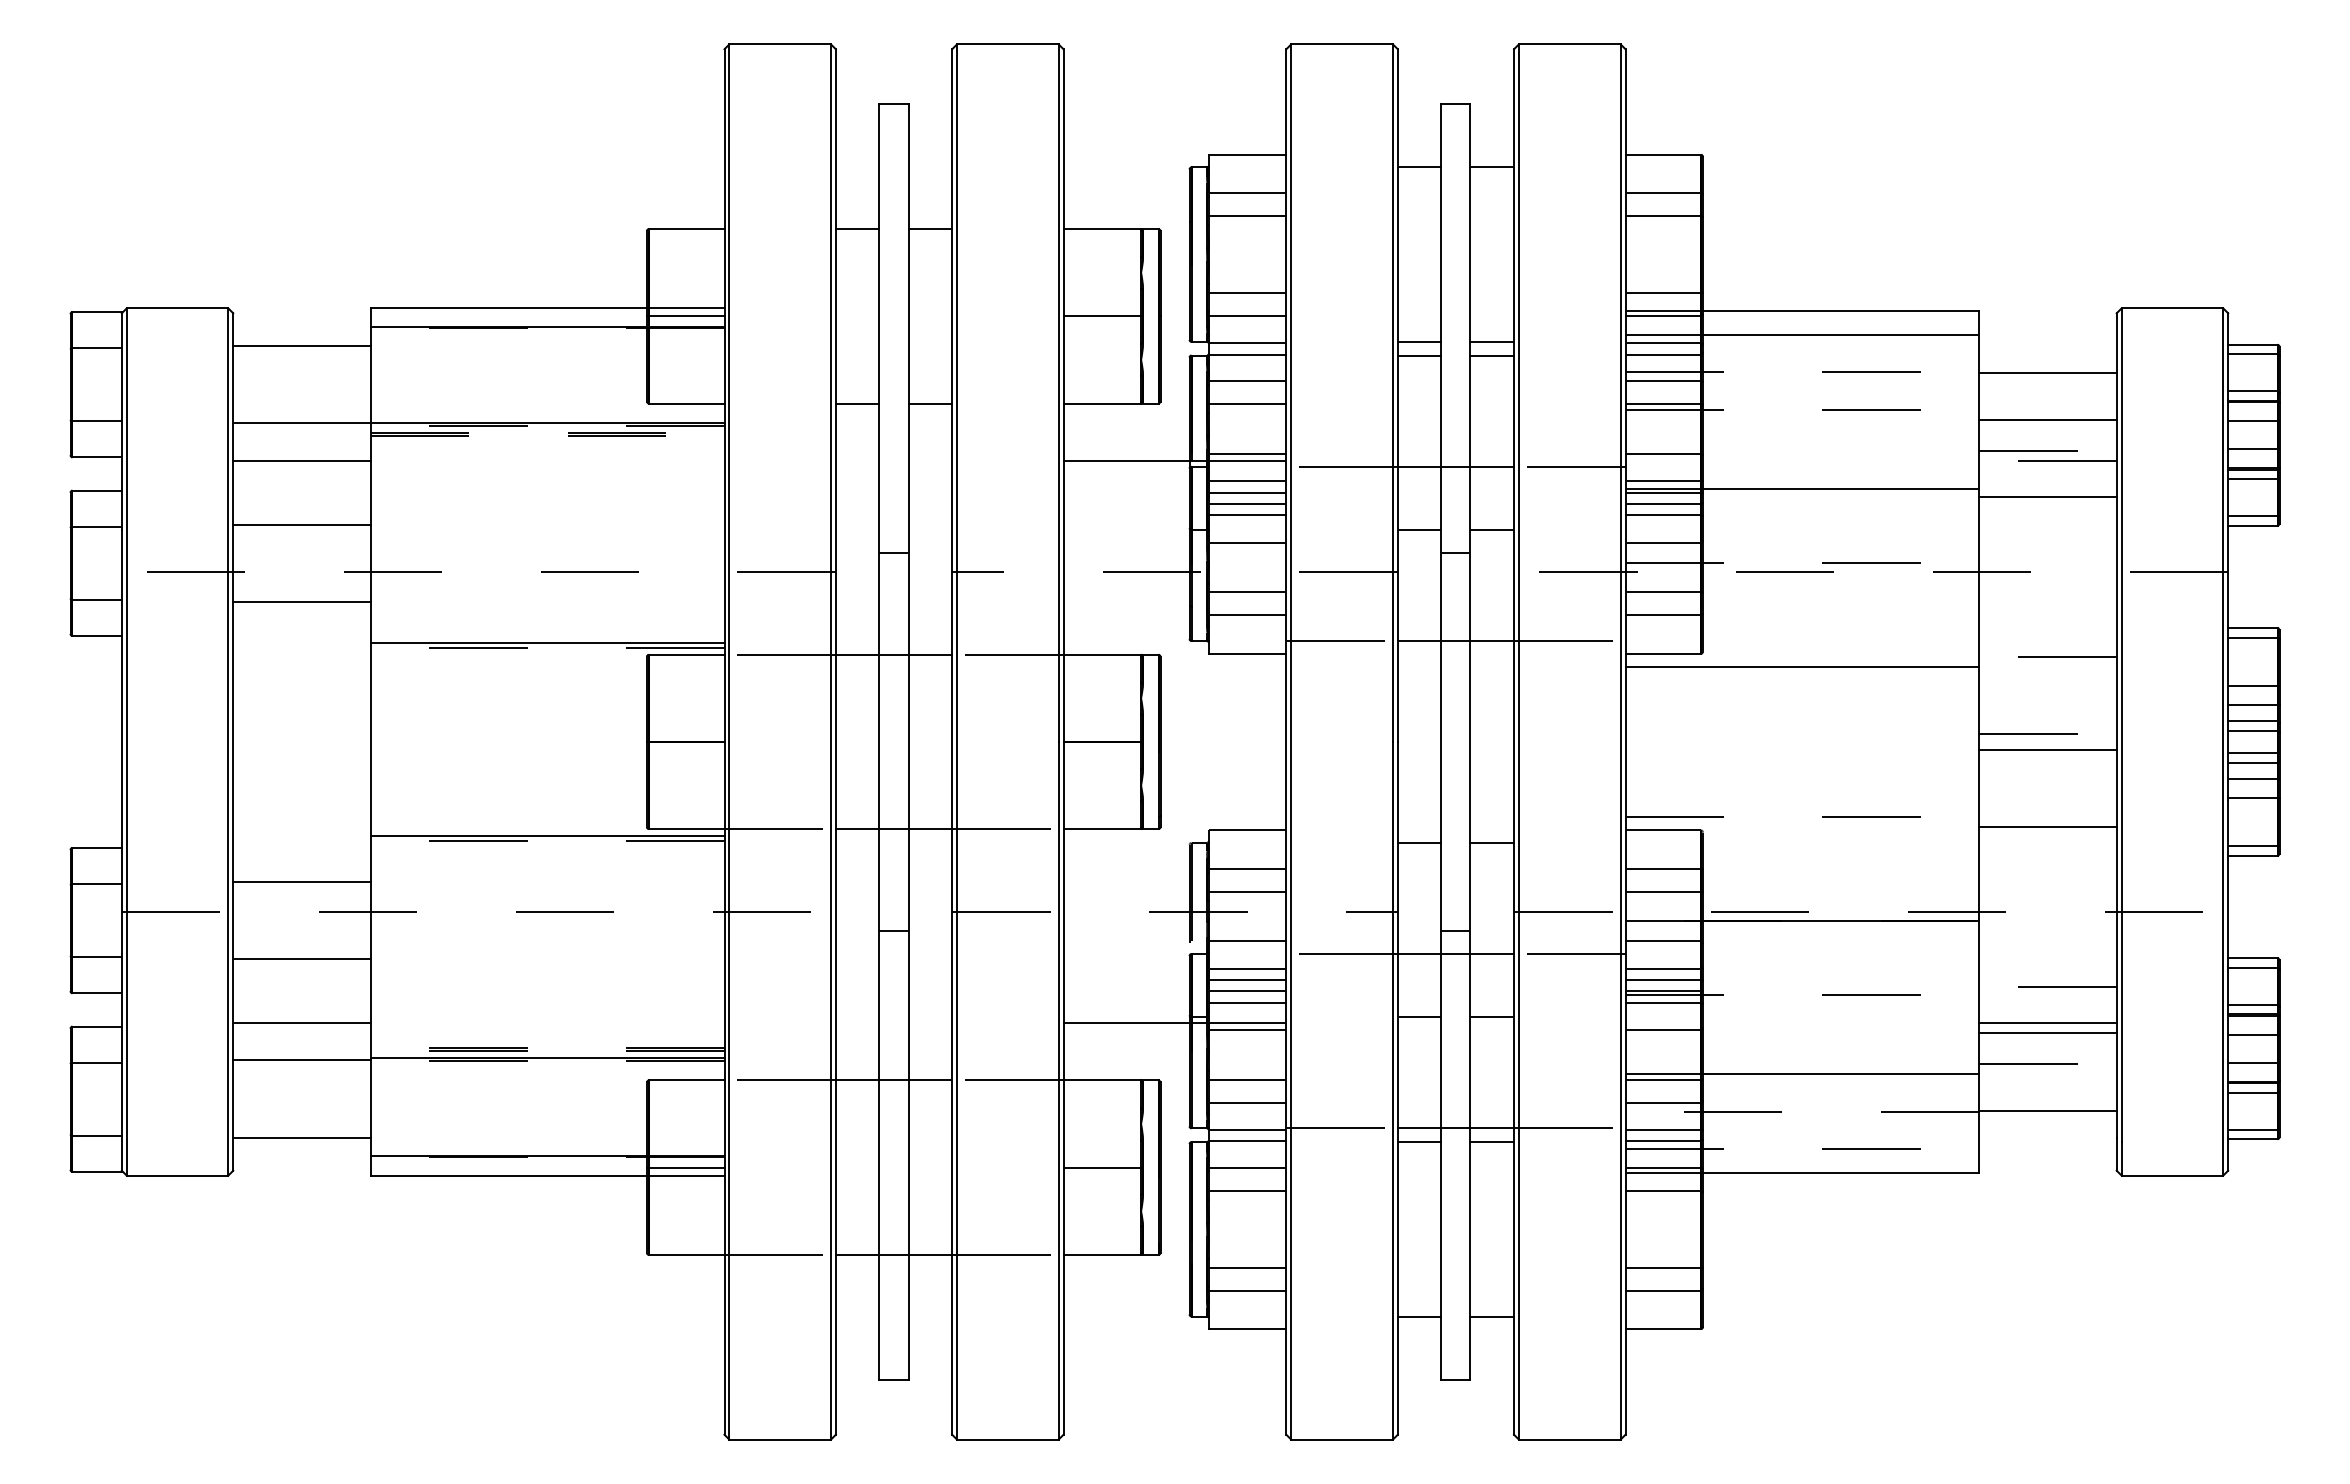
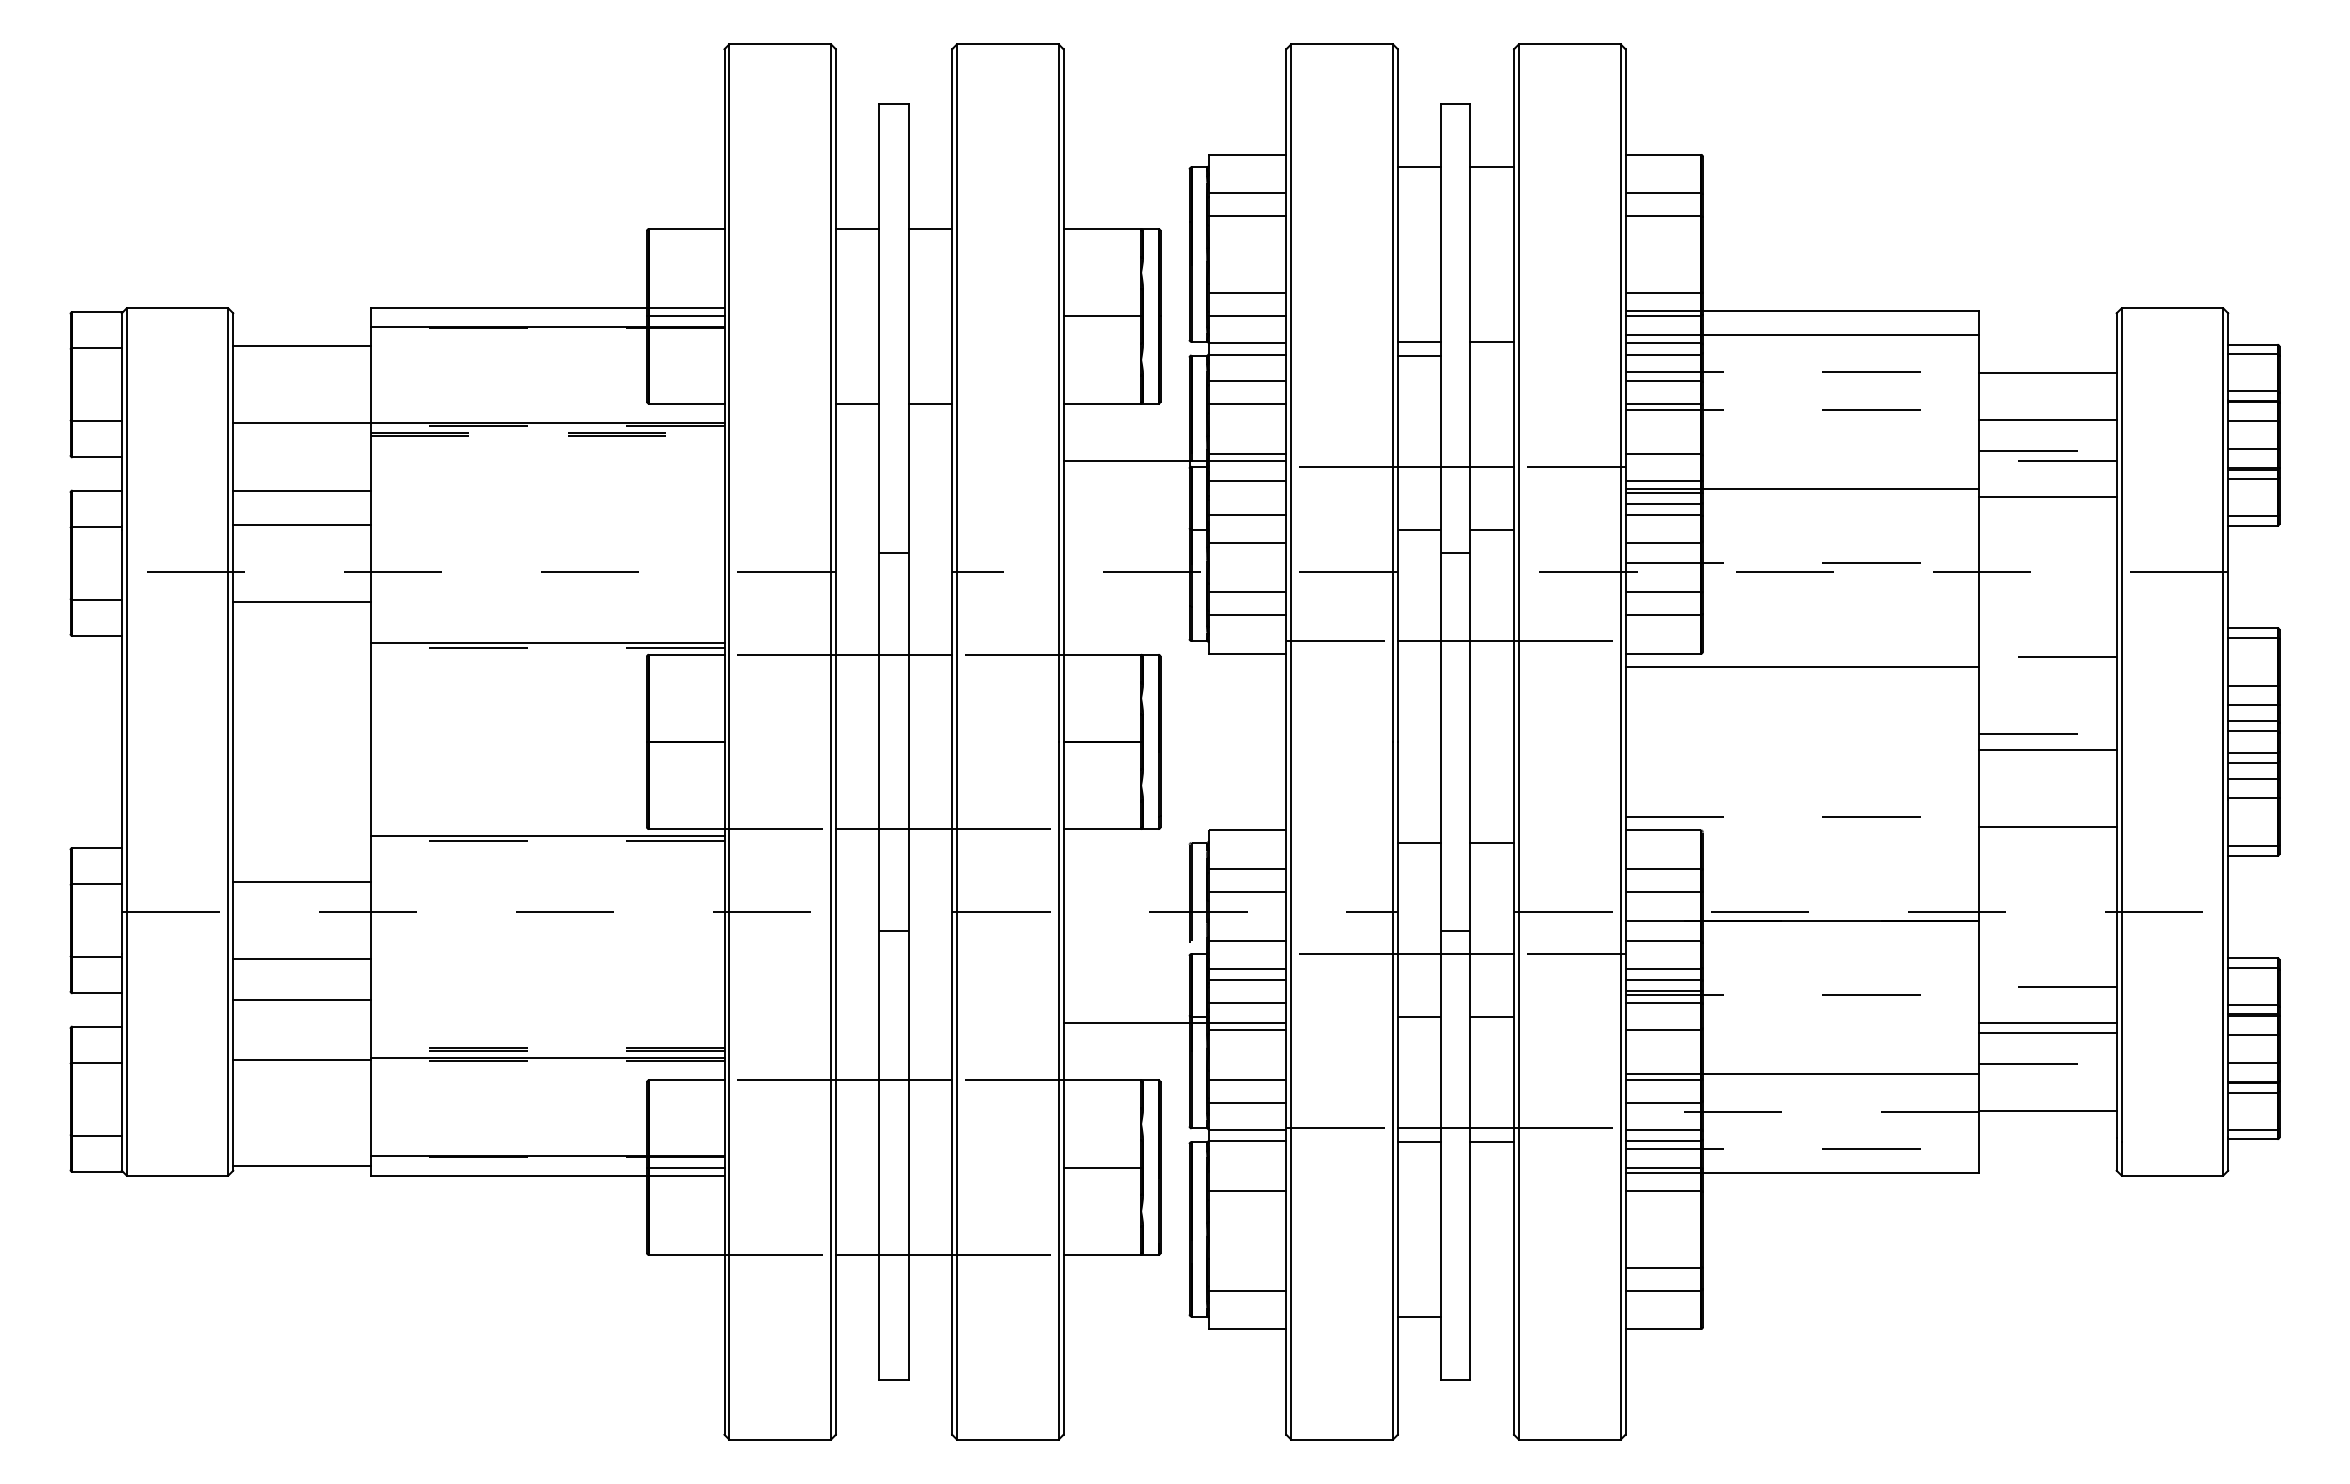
line: present -> none (1492, 355)
line position: (301, 461) -> (301, 491) (301, 491)
line: present -> none (1247, 492)
line: present -> none (1247, 504)
line: present -> none (1247, 991)
line position: (301, 1022) -> (301, 999) (301, 999)
line position: (301, 1137) -> (301, 1165) (301, 1165)
line: present -> none (1247, 1167)
line: present -> none (1247, 1267)
line: present -> none (1492, 1316)
